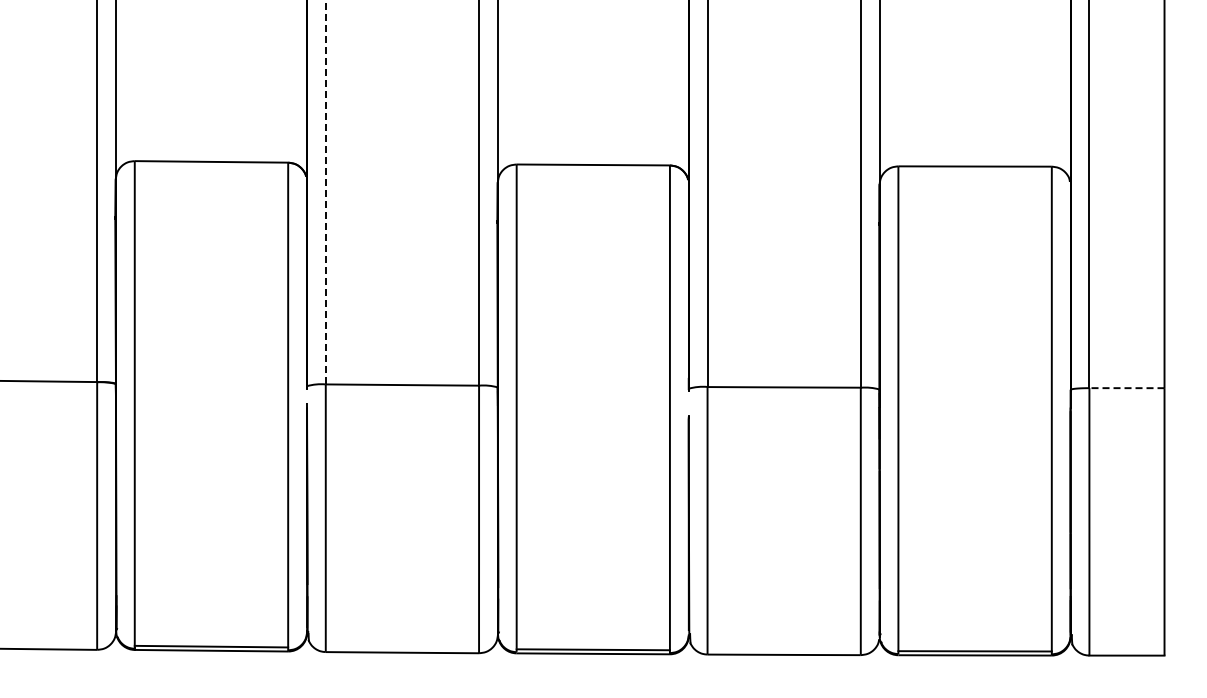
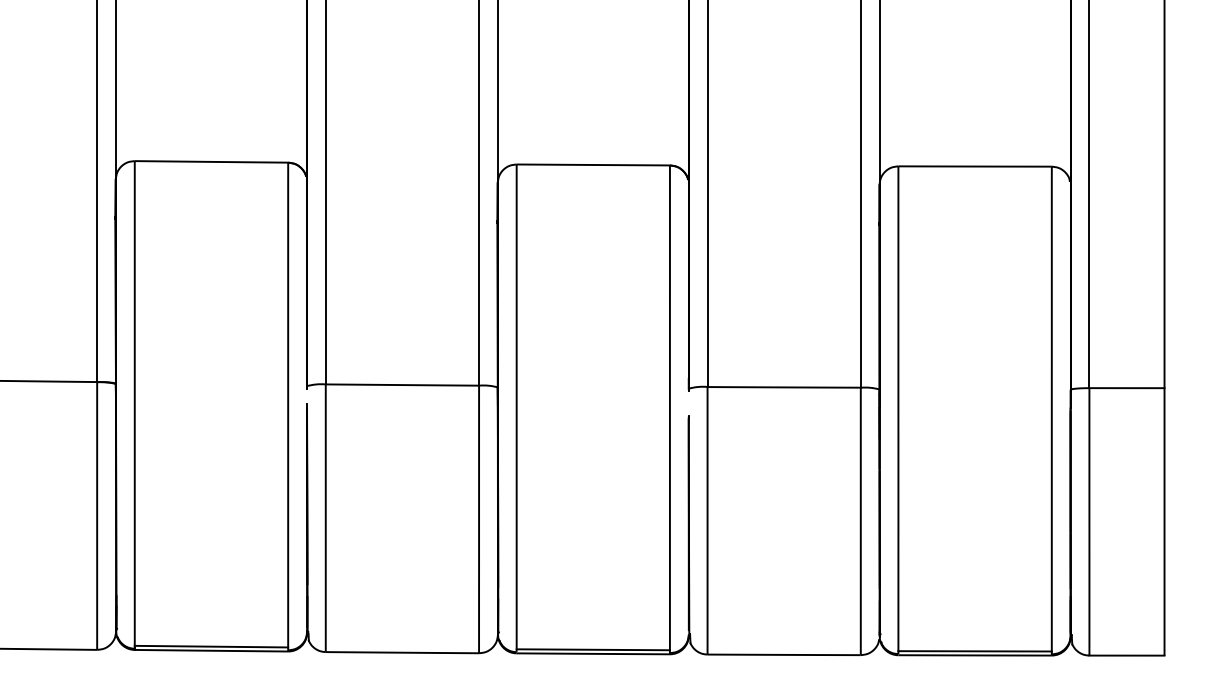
line: dashed -> solid (325, 192)
line: dashed -> solid (1126, 388)
